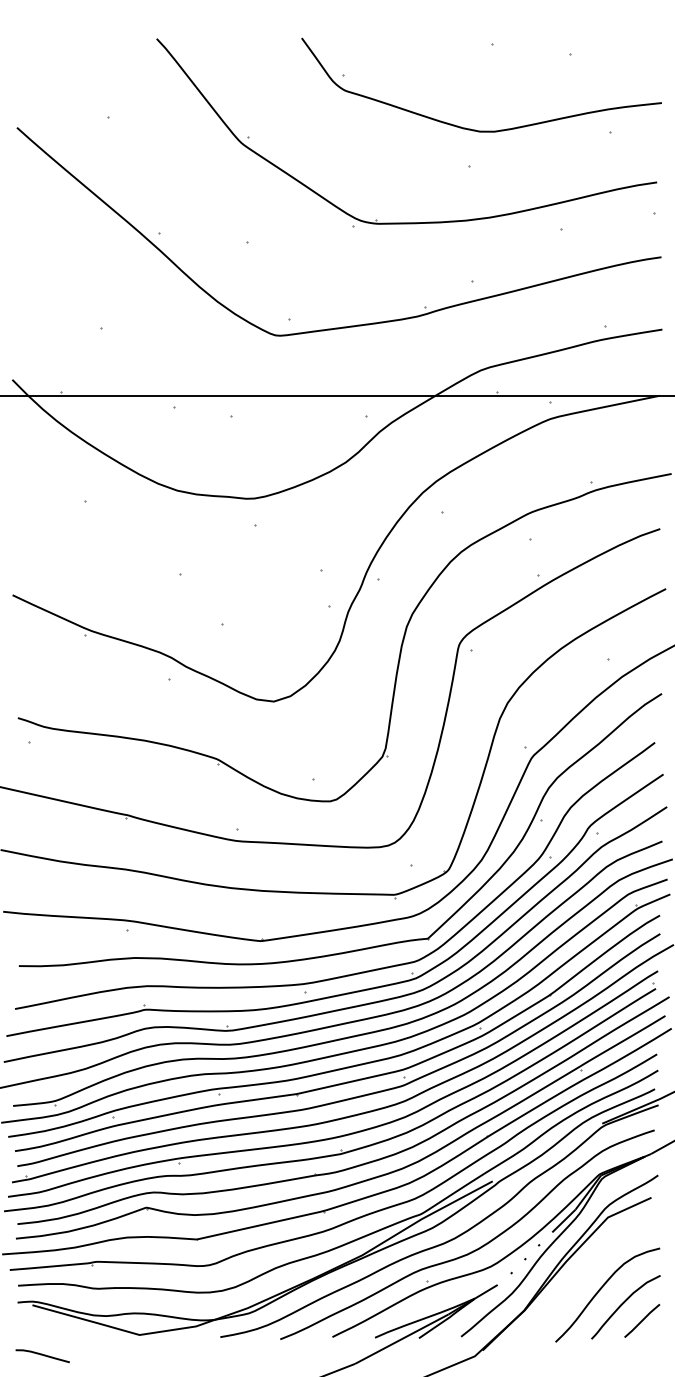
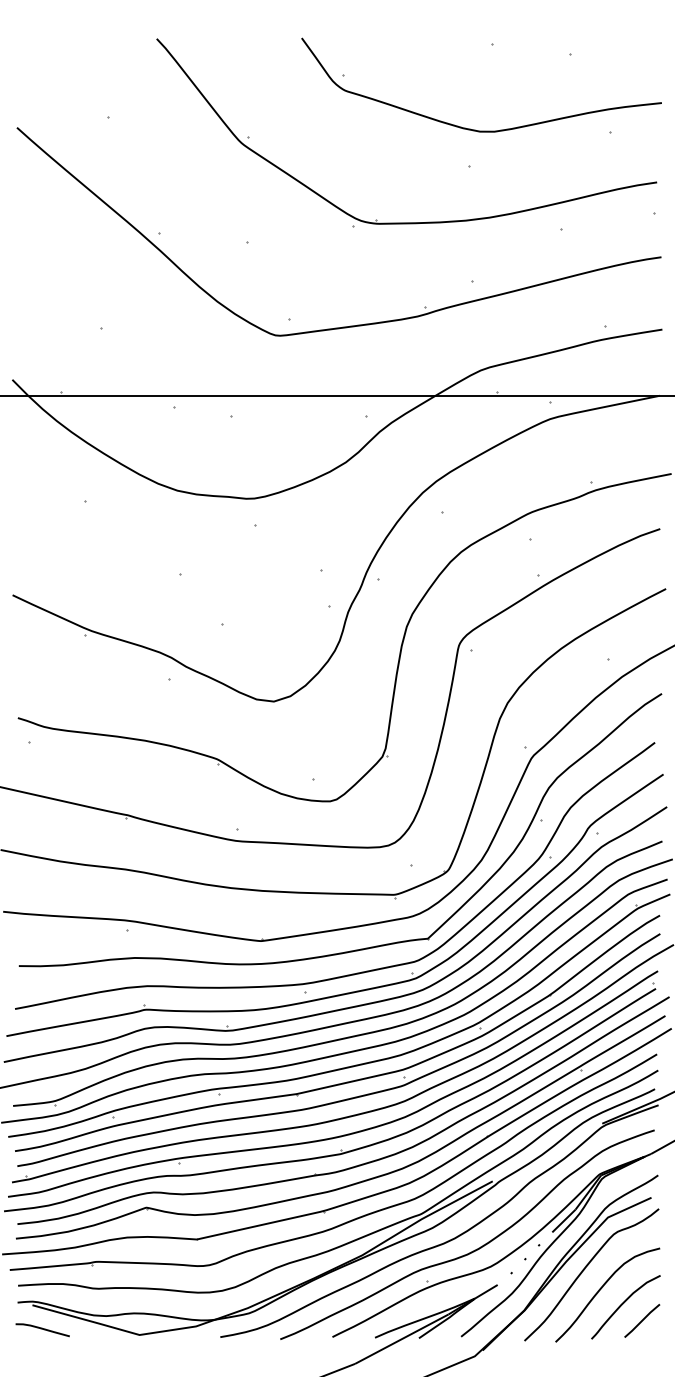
curve: none -> present (585, 1269)
curve position: (42, 1355) -> (42, 1329) (42, 1329)
